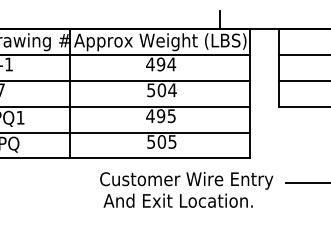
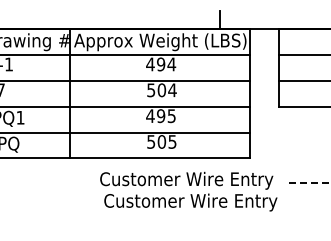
line: solid -> dashed (307, 182)
text: And Exit Location. -> Customer Wire Entry (190, 202)
